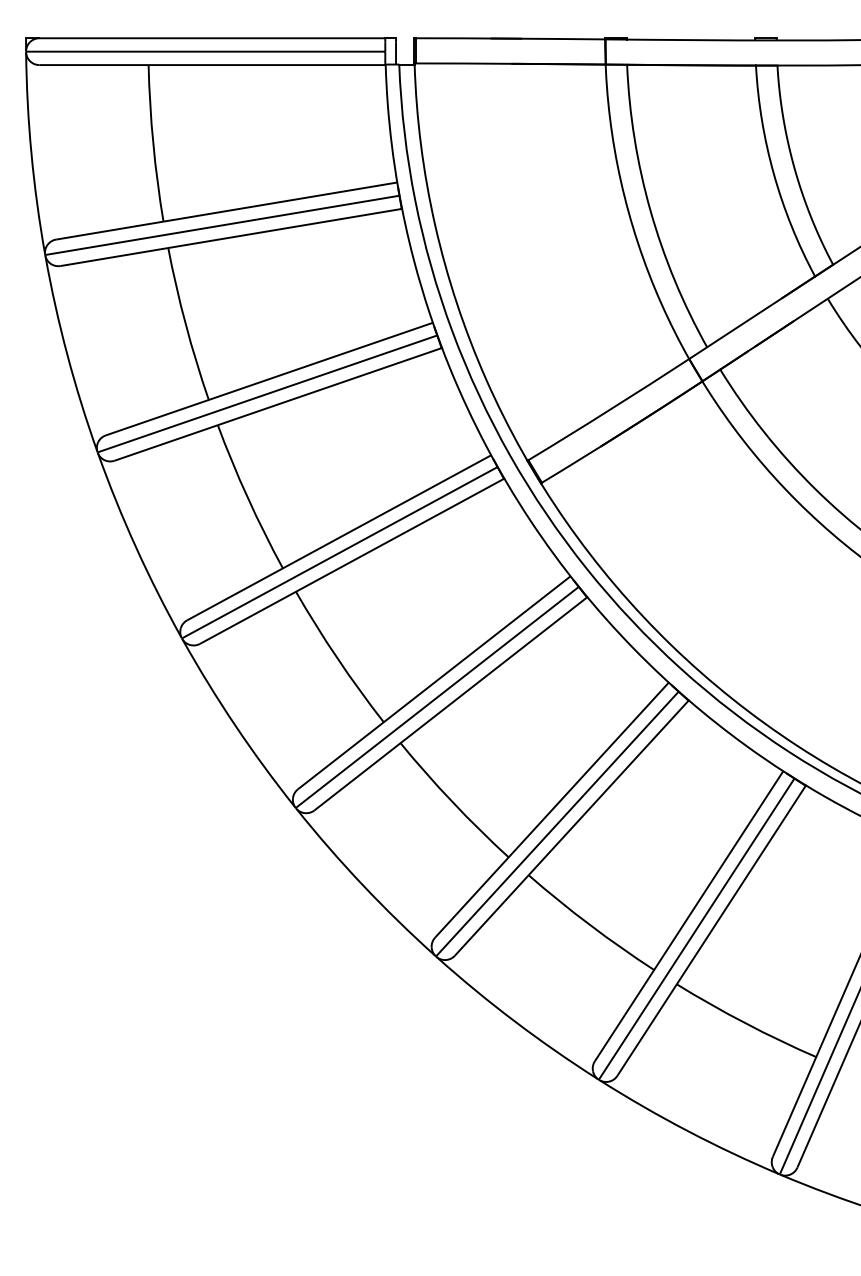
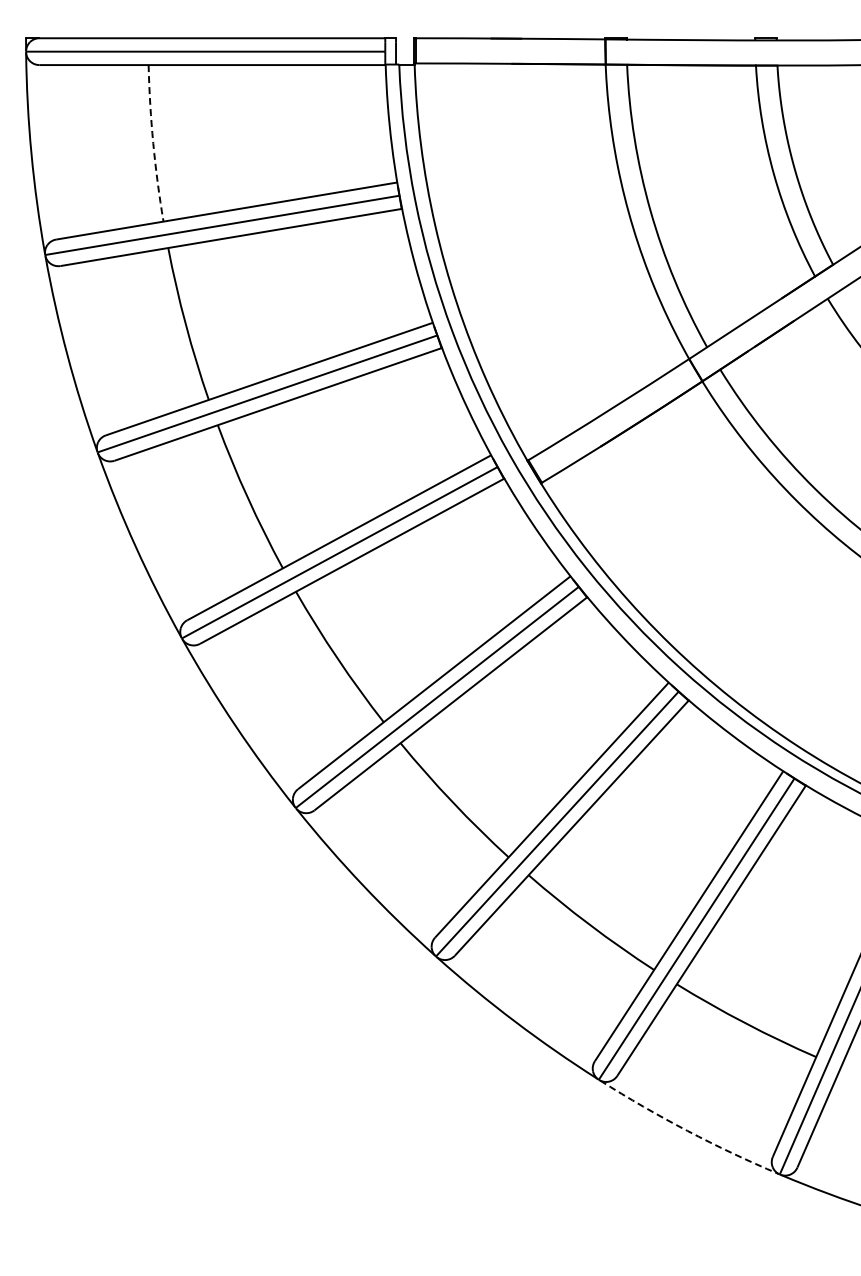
arc: solid -> dashed (153, 143)
arc: solid -> dashed (687, 1130)
